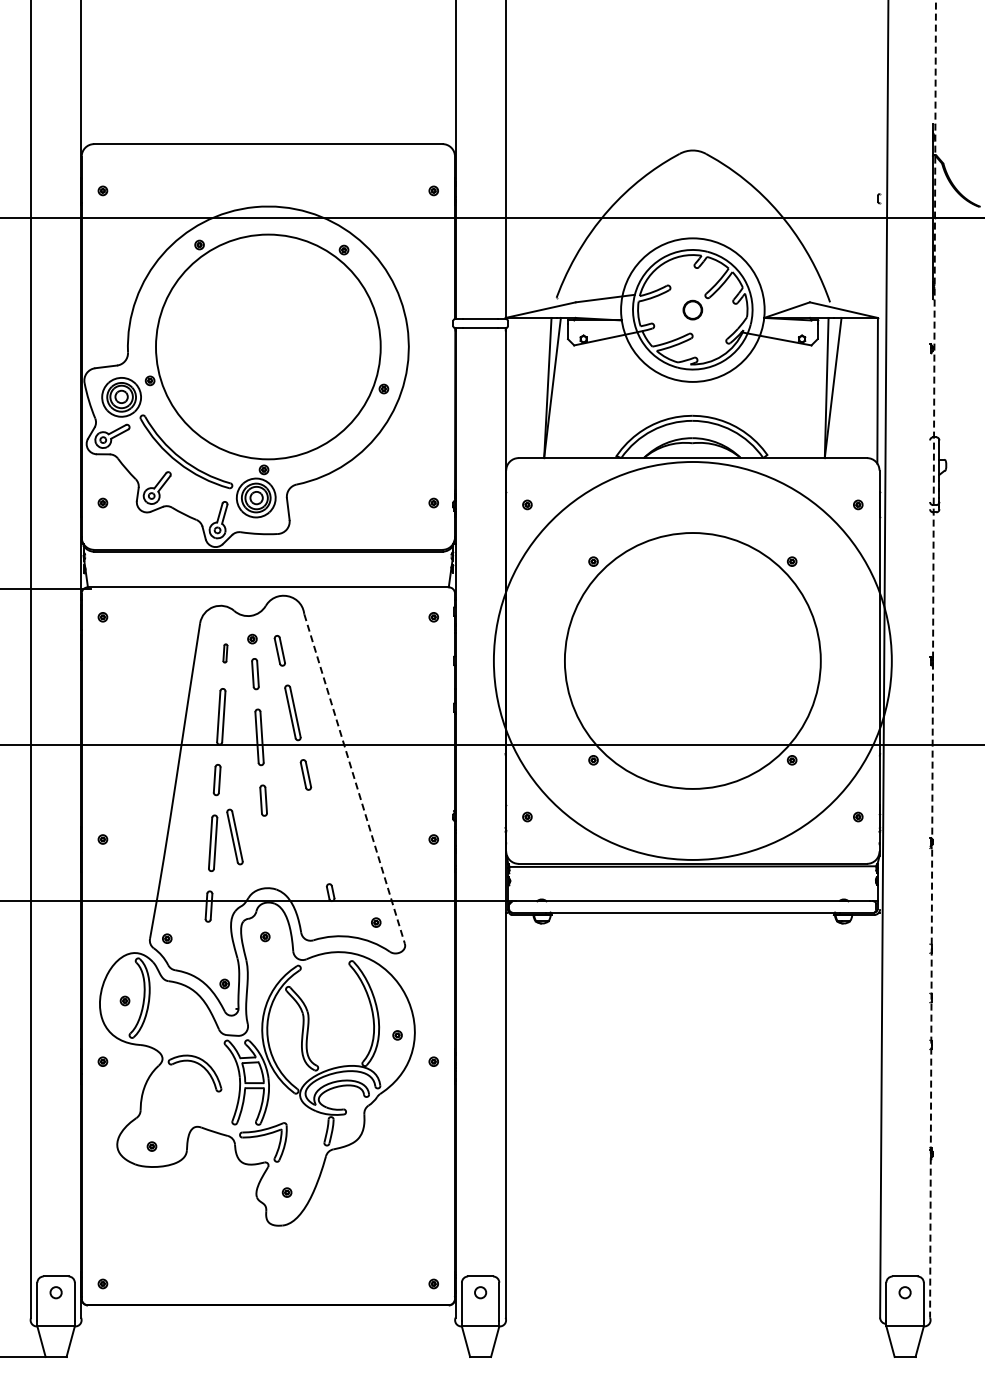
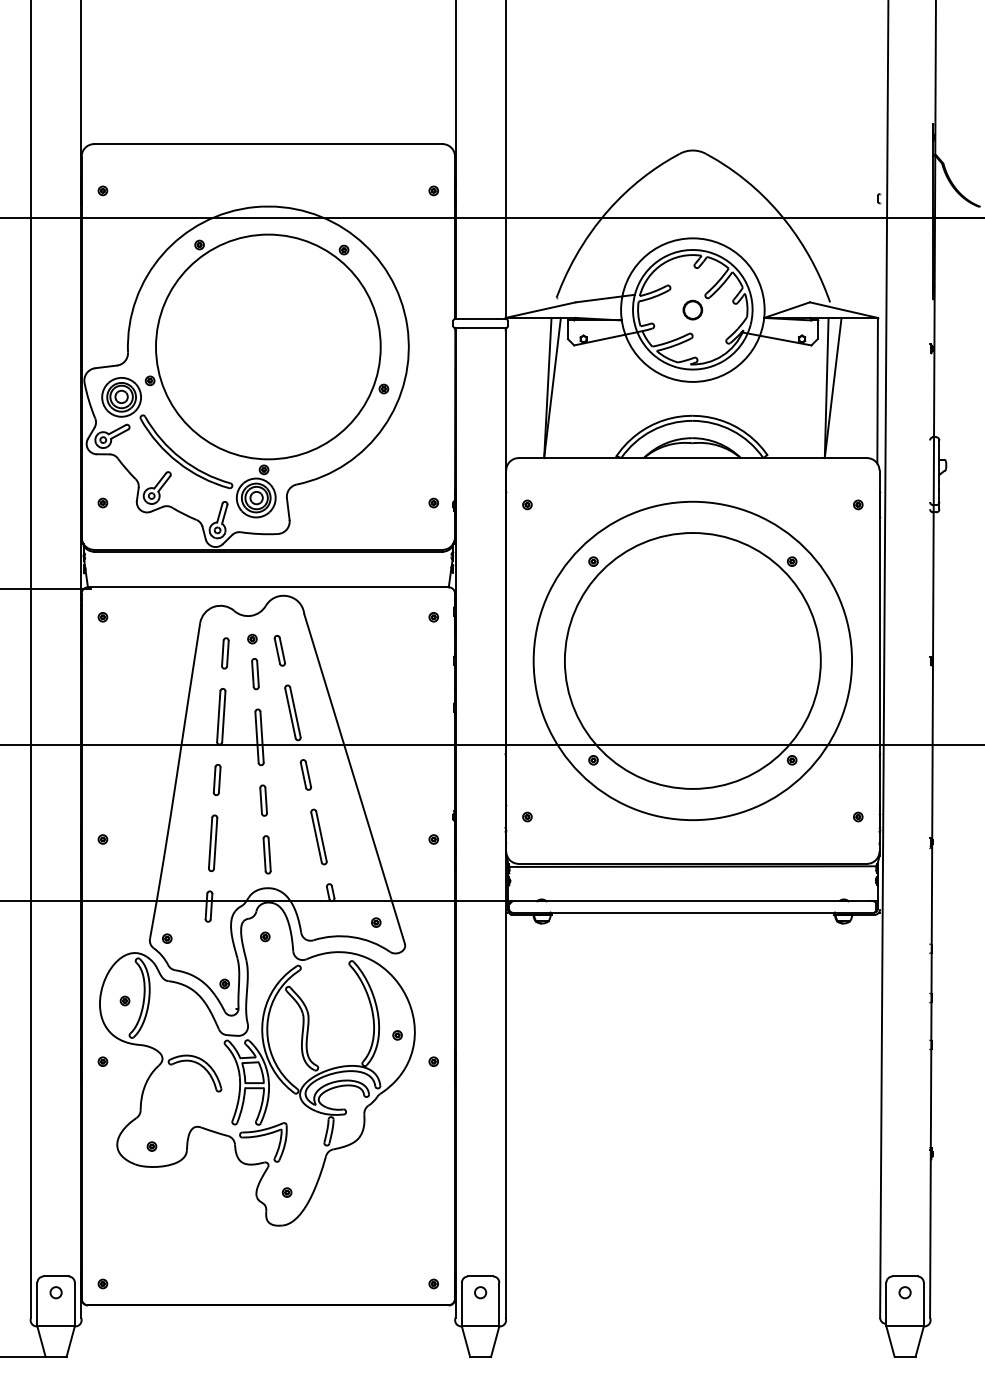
part size: 7x21 px -> 9x33 px (225, 653)
line: dashed -> solid (933, 659)
circle diameter: 398 px -> 318 px (692, 660)
line: dashed -> solid (354, 779)
part position: (234, 836) -> (318, 836) (318, 836)
part: none -> present (266, 854)
